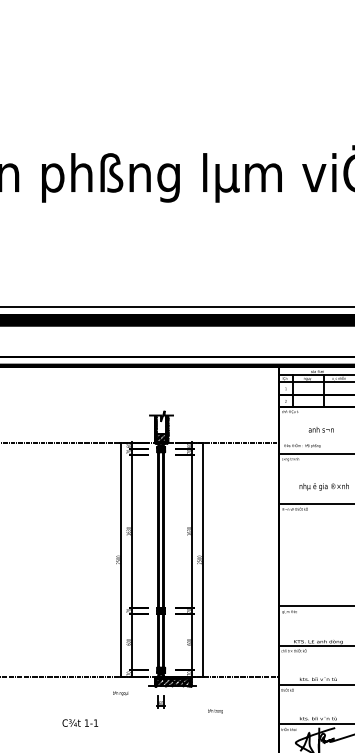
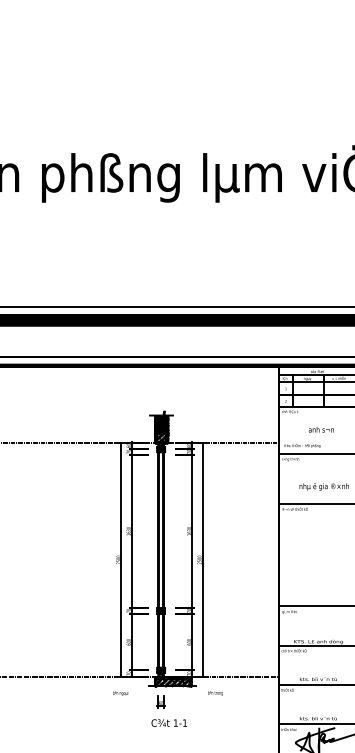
hatch: none -> present (161, 422)
text position: (215, 711) -> (215, 693) (215, 693)
text position: (80, 722) -> (169, 722) (169, 722)
